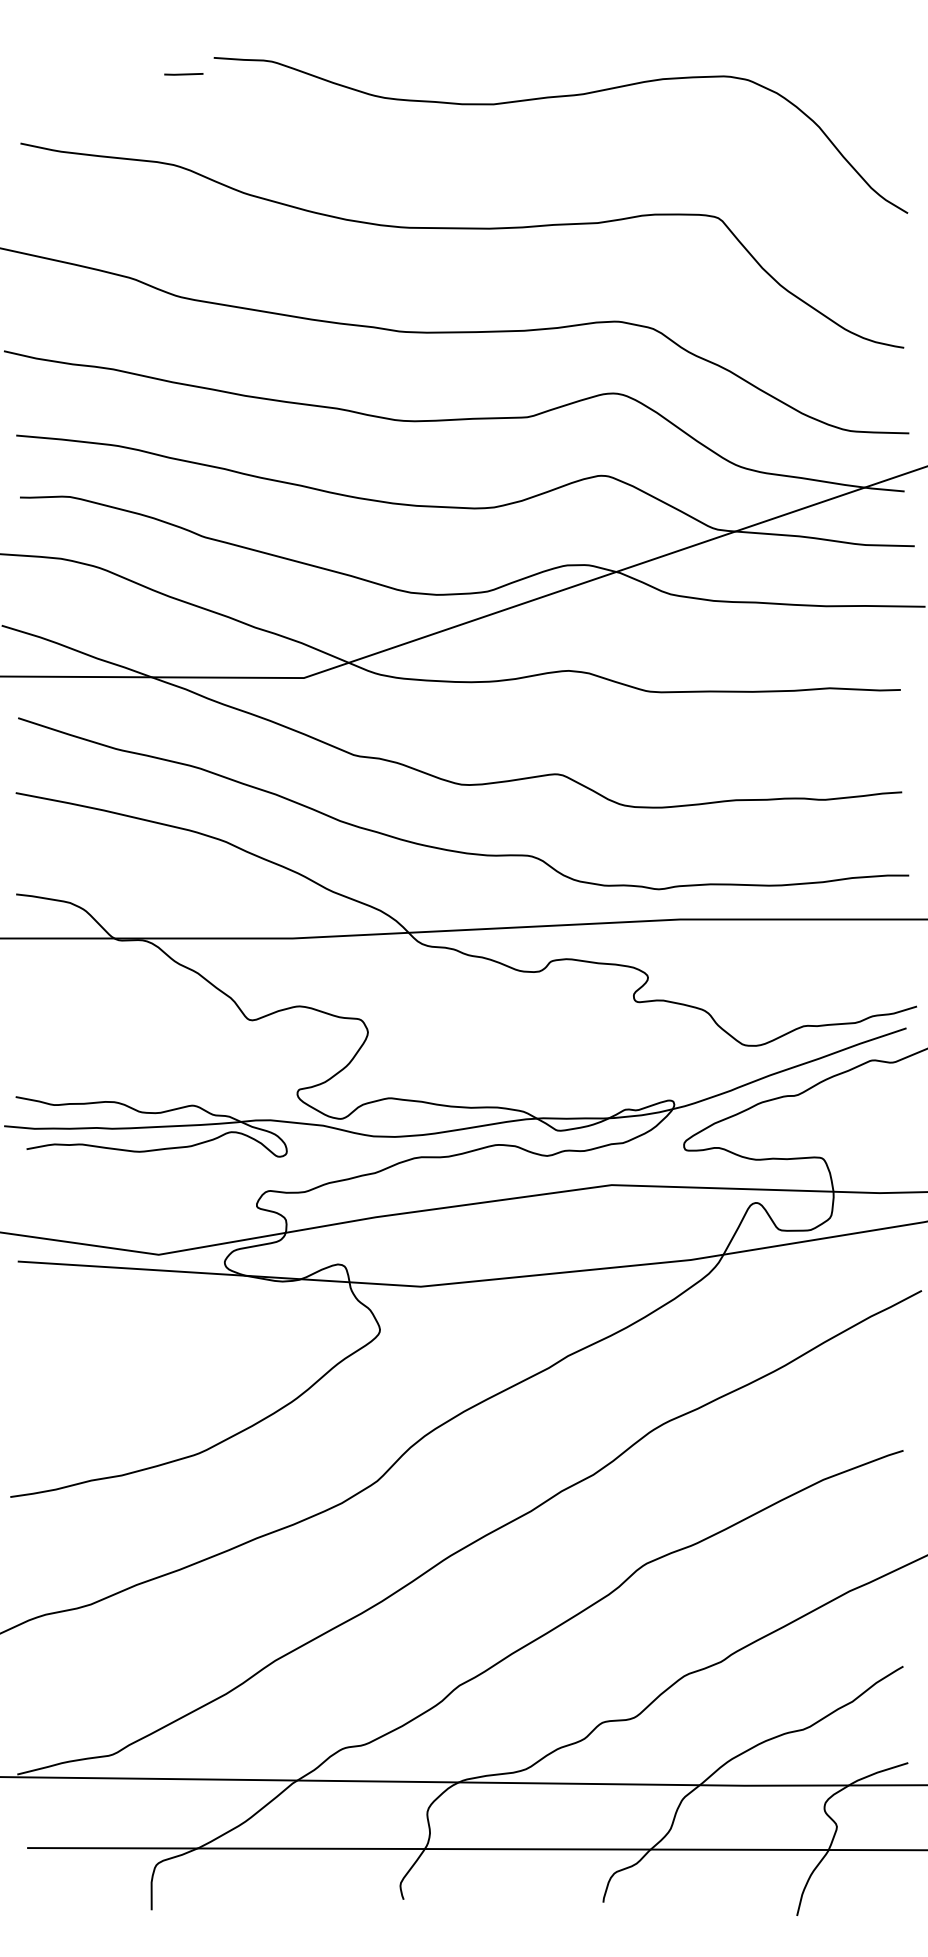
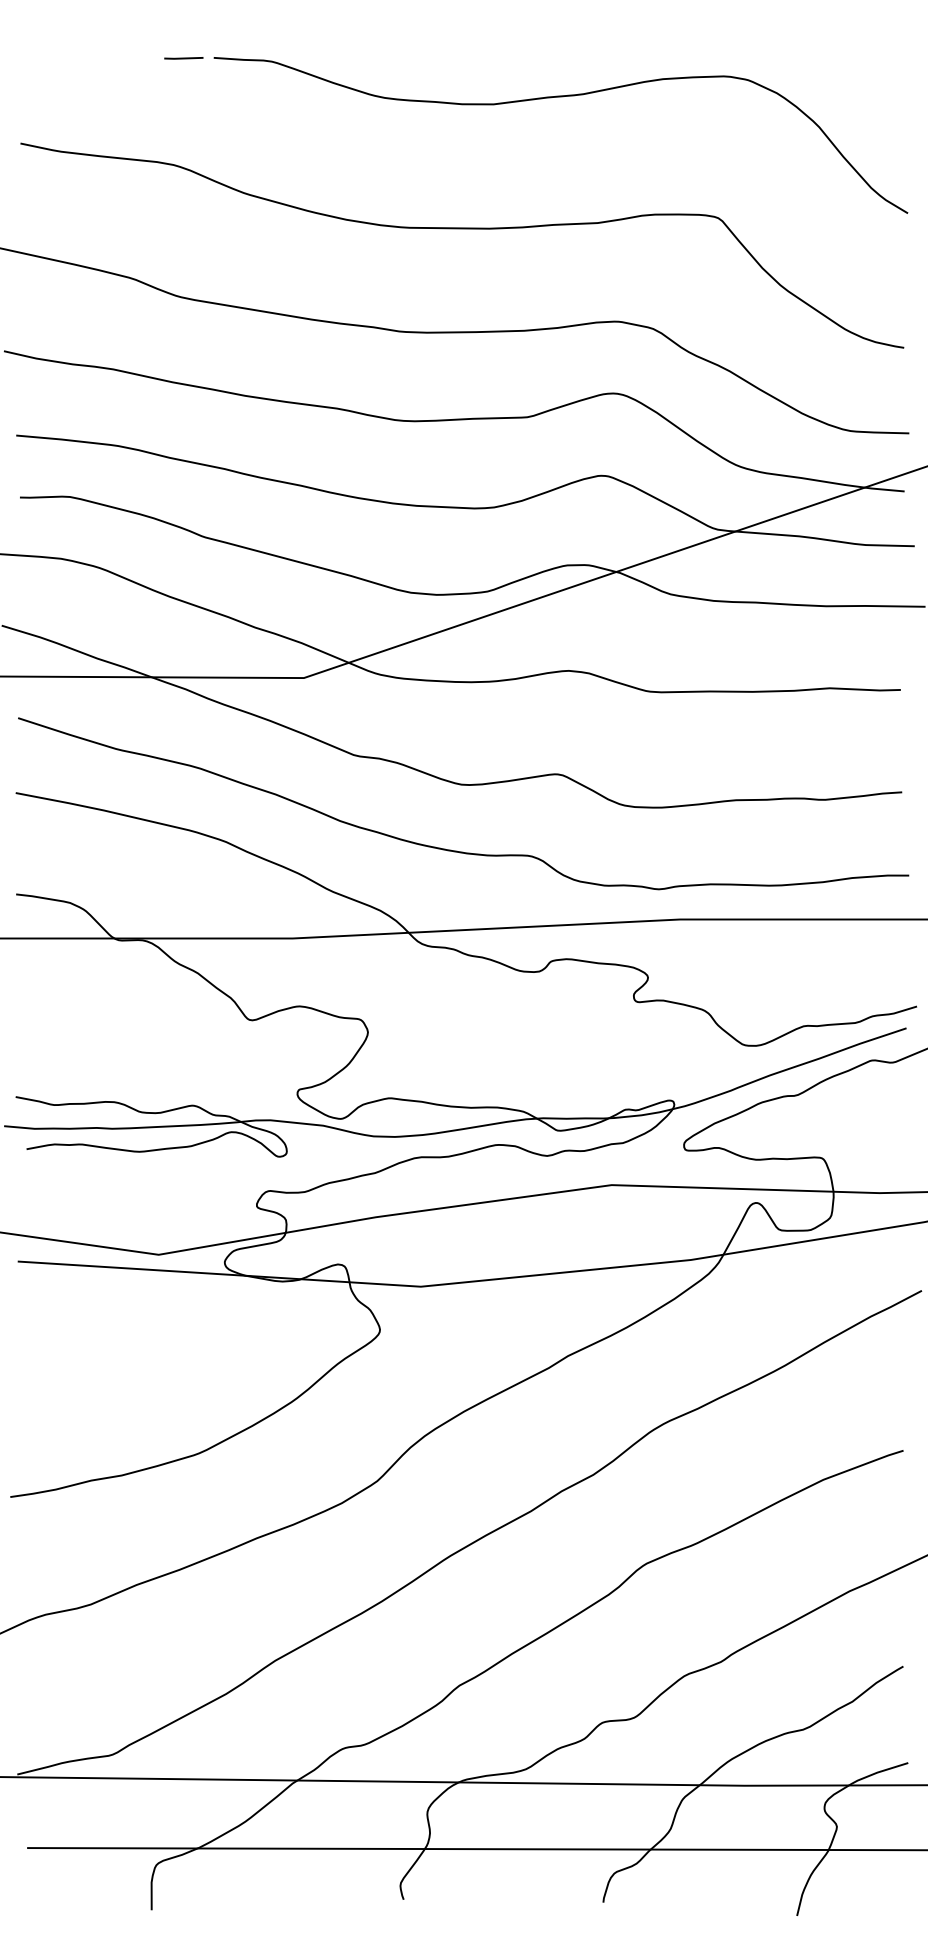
line position: (183, 74) -> (183, 58) (183, 58)
